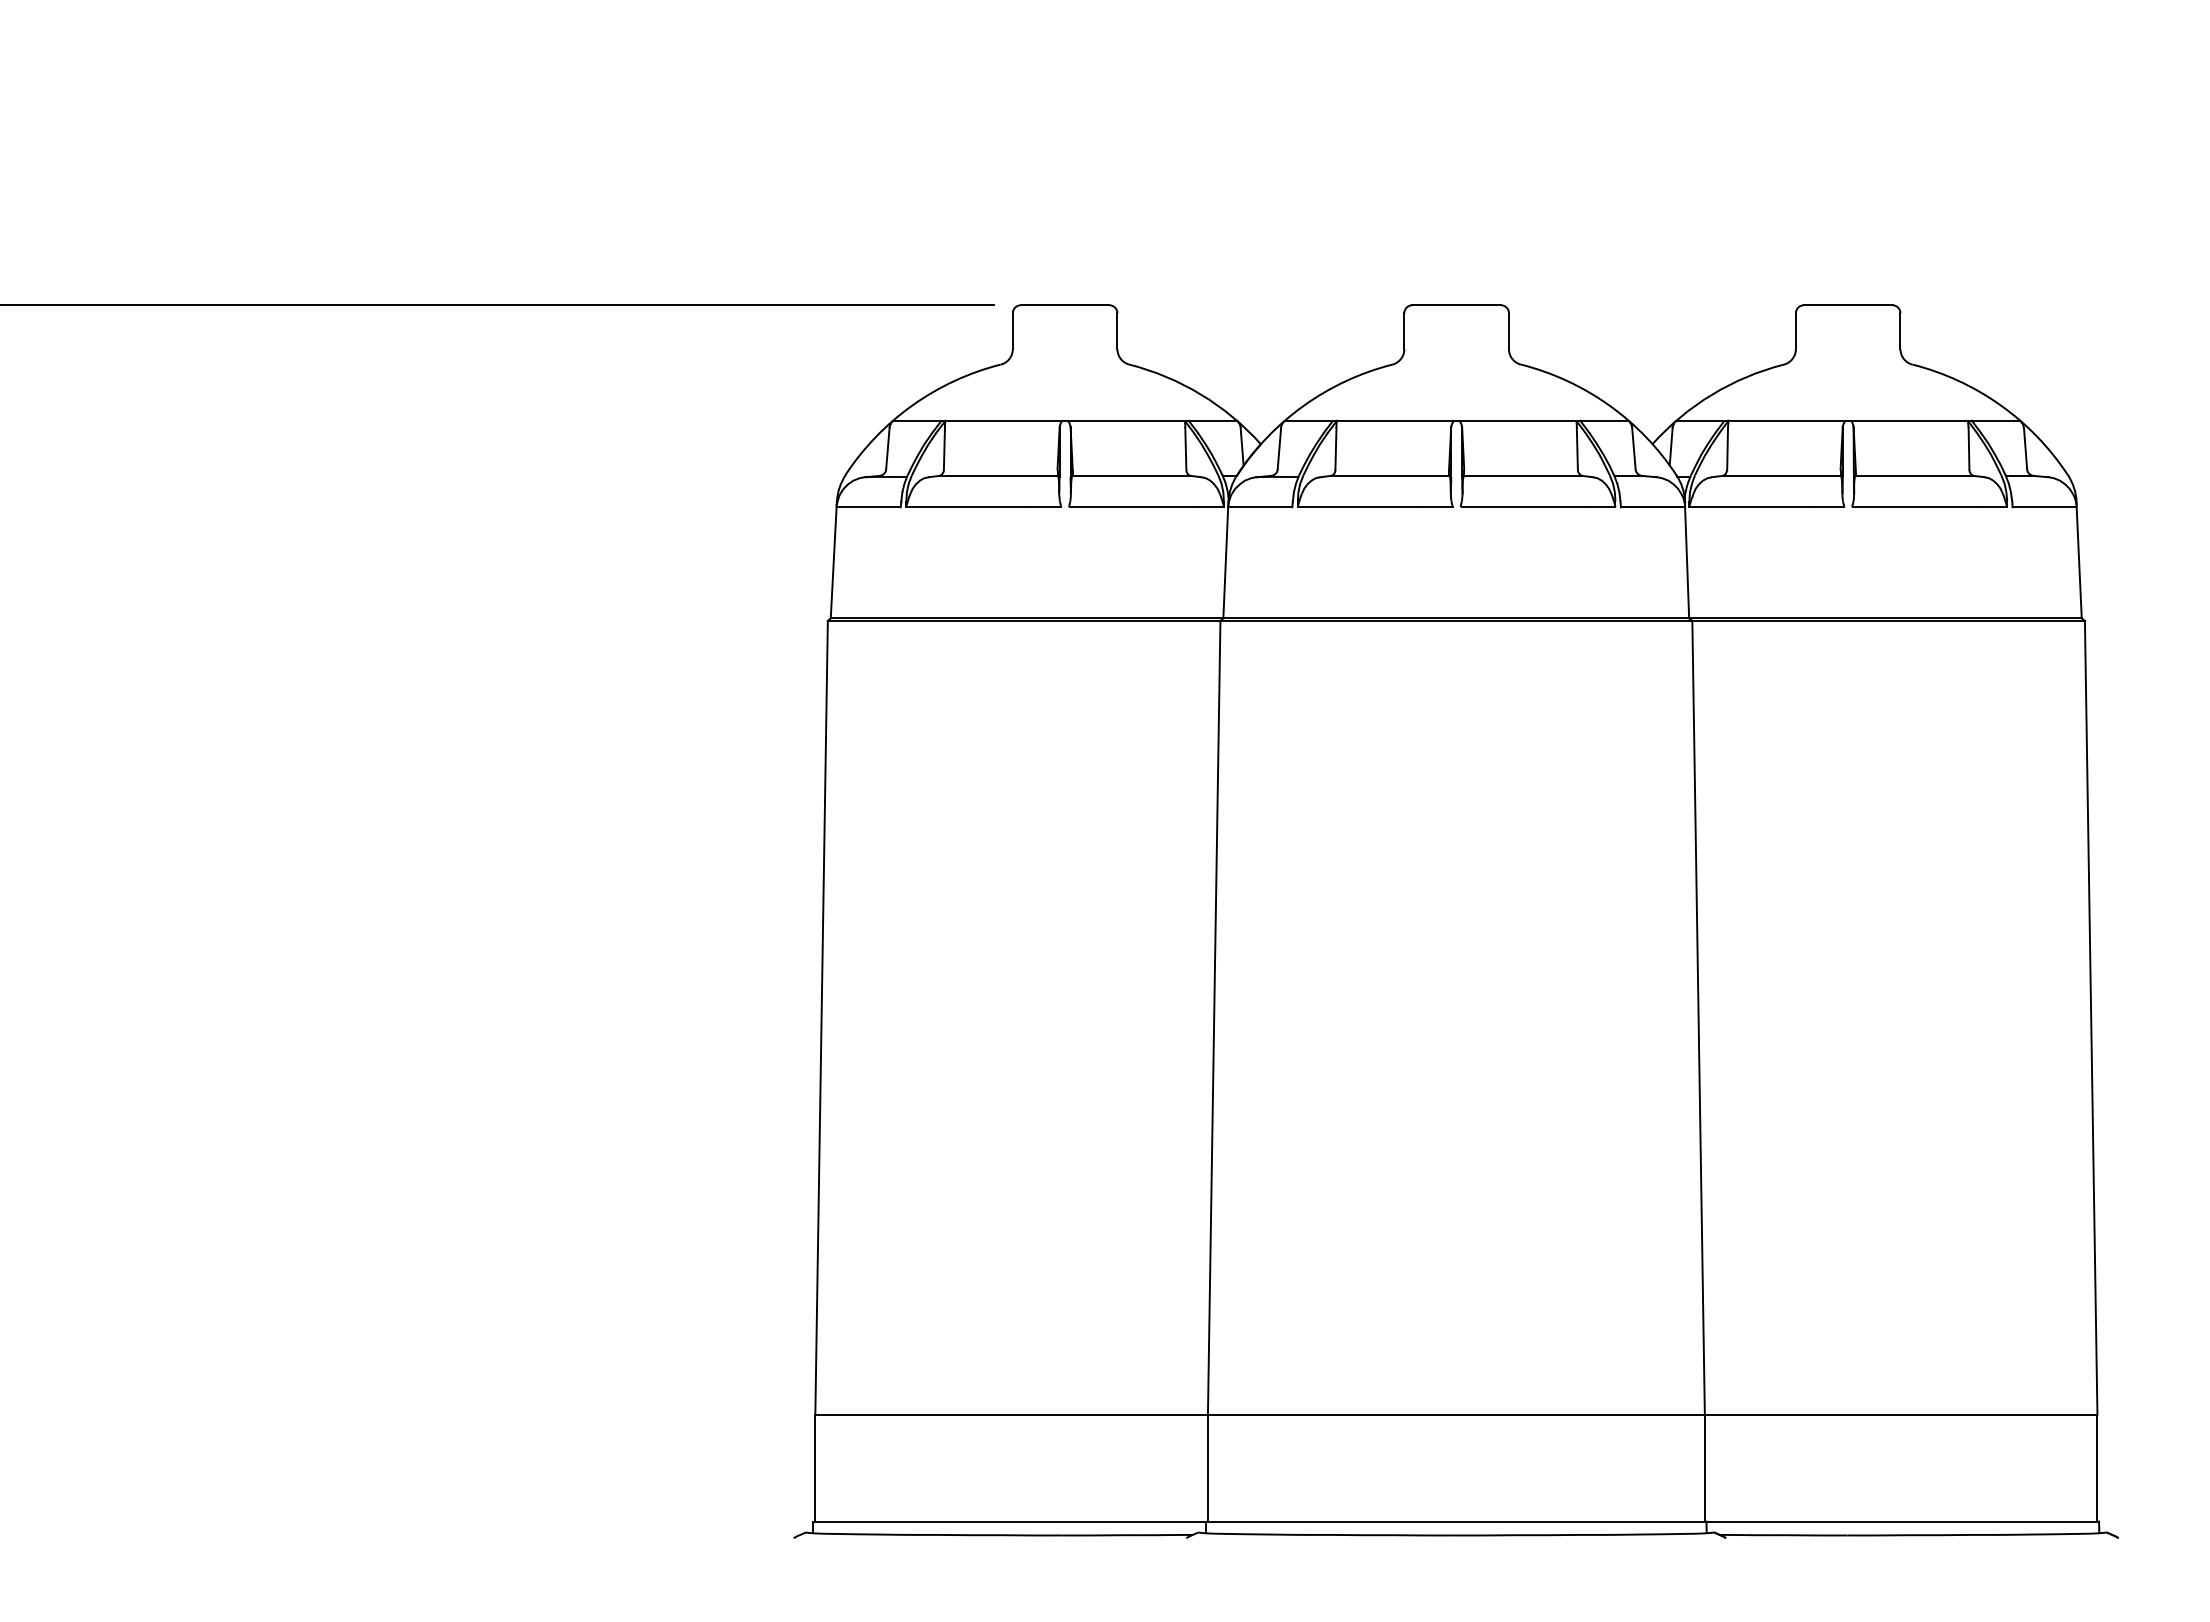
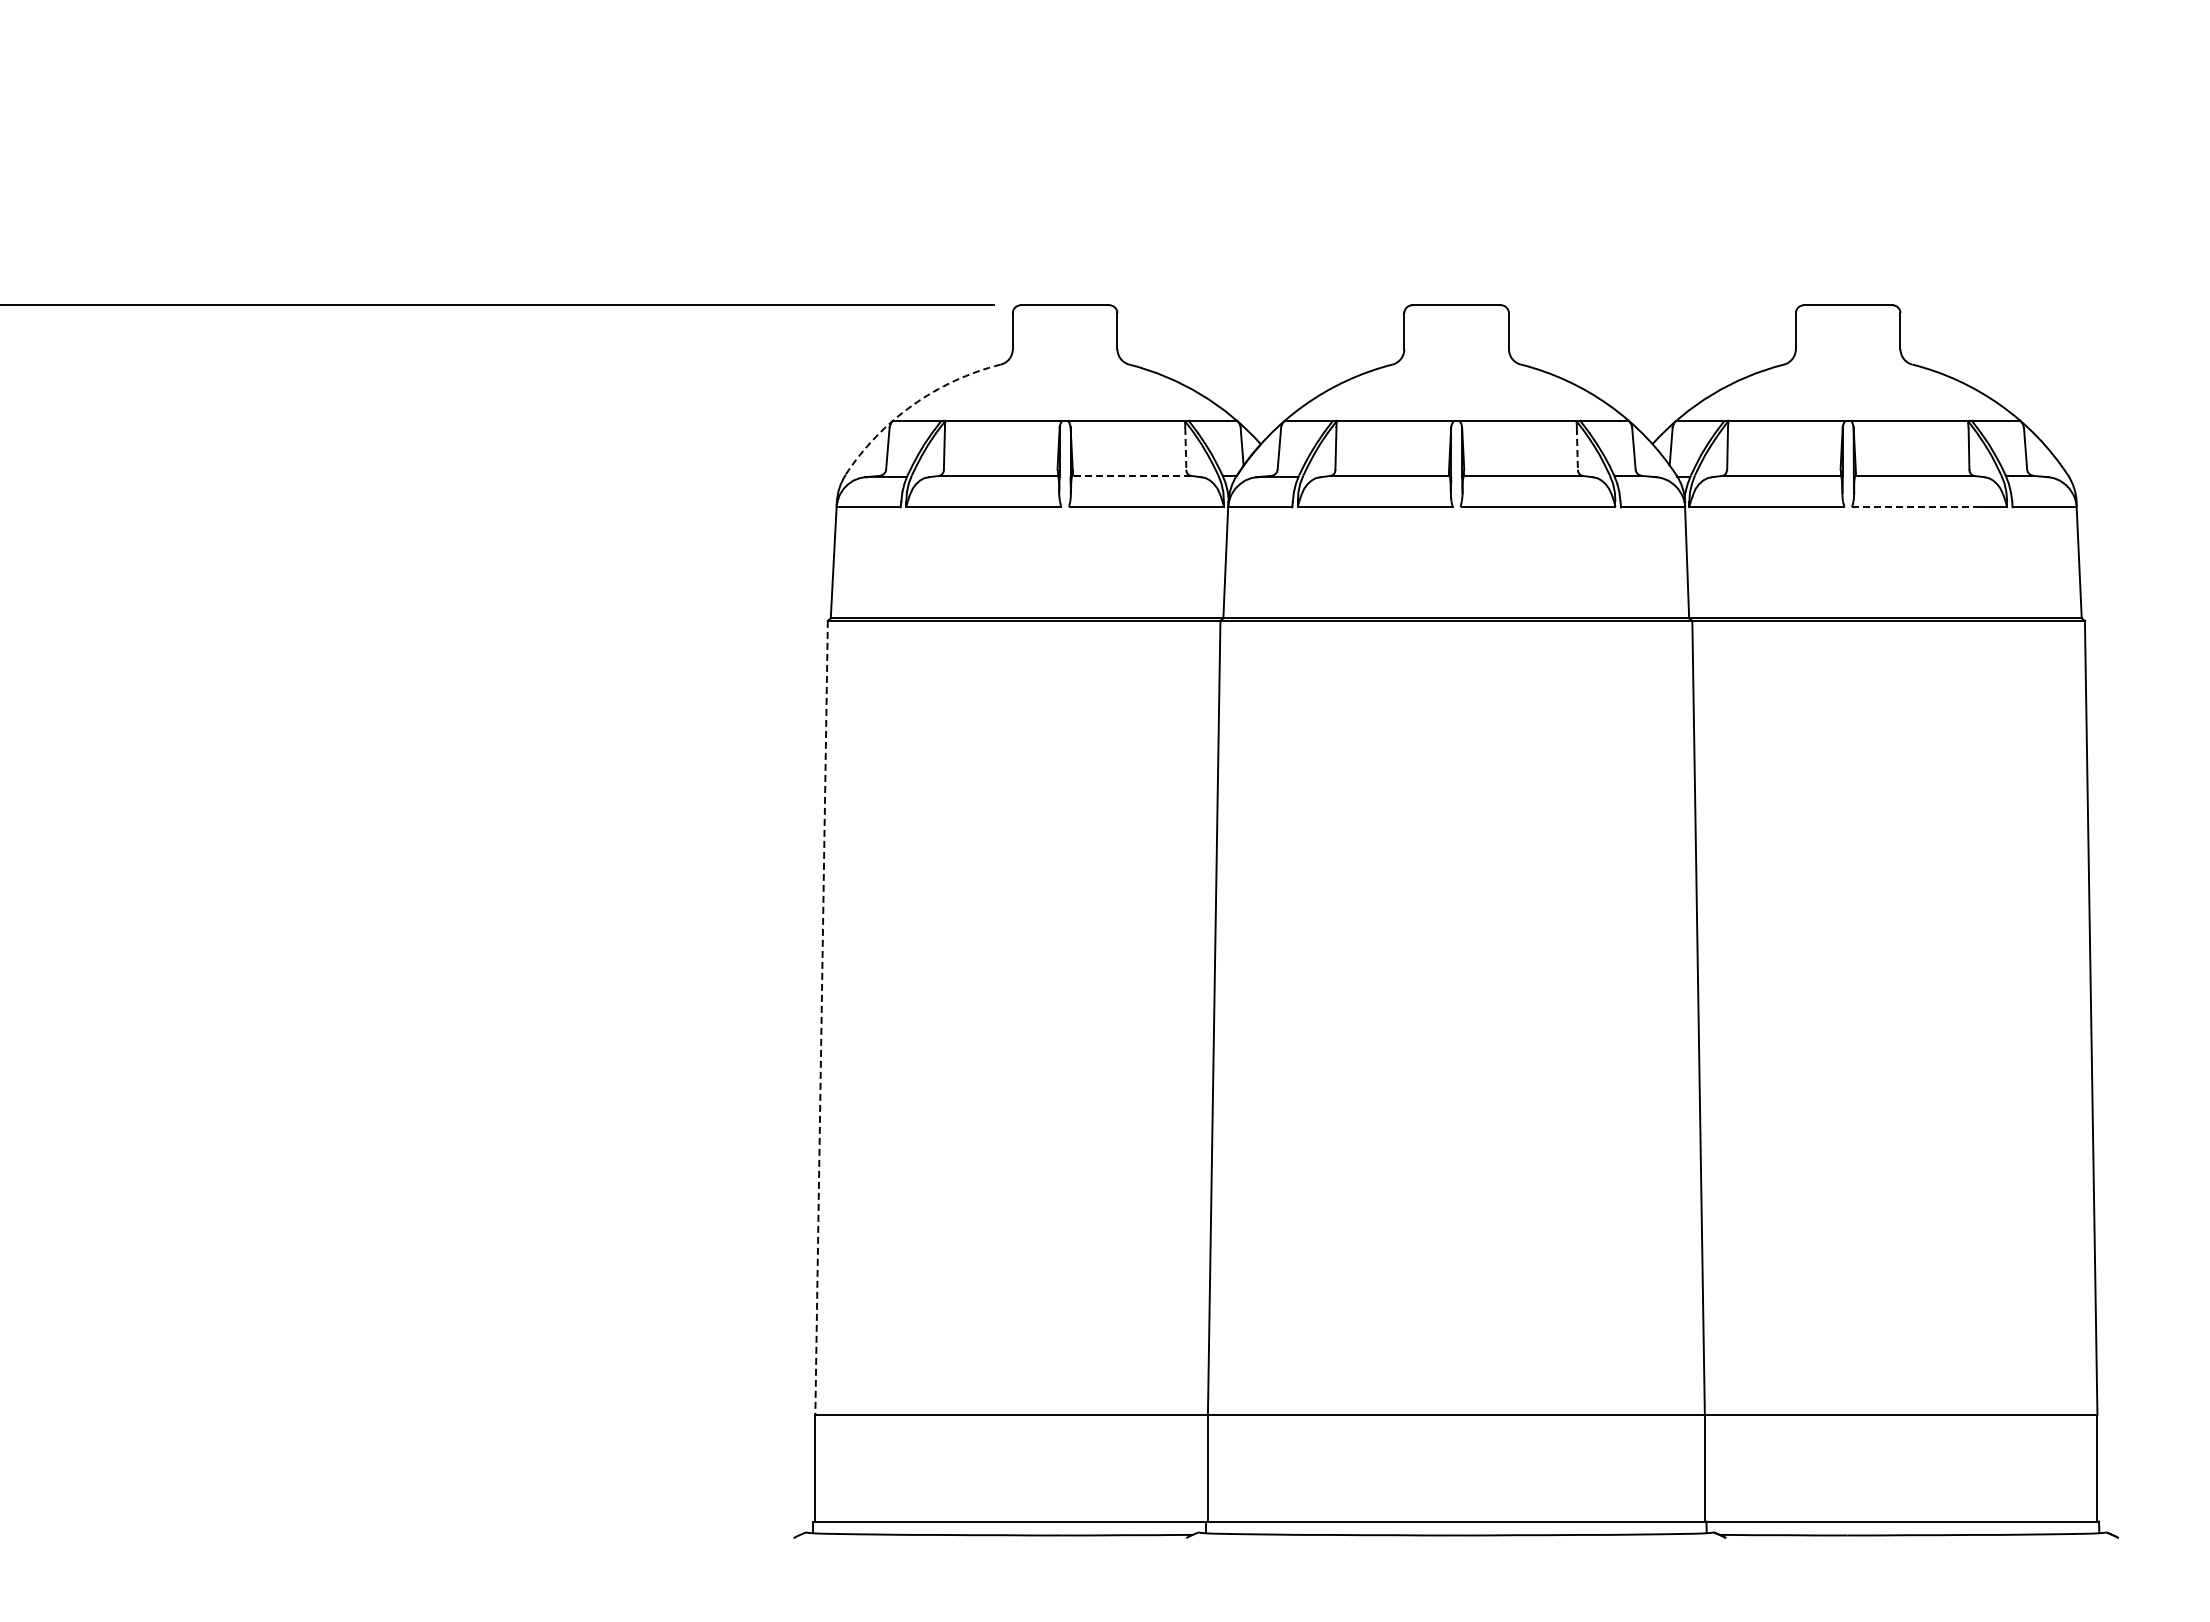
arc: solid -> dashed (912, 405)
line: solid -> dashed (1185, 448)
line: solid -> dashed (1577, 448)
line: solid -> dashed (1131, 475)
line: solid -> dashed (1916, 507)
line: solid -> dashed (821, 1018)
